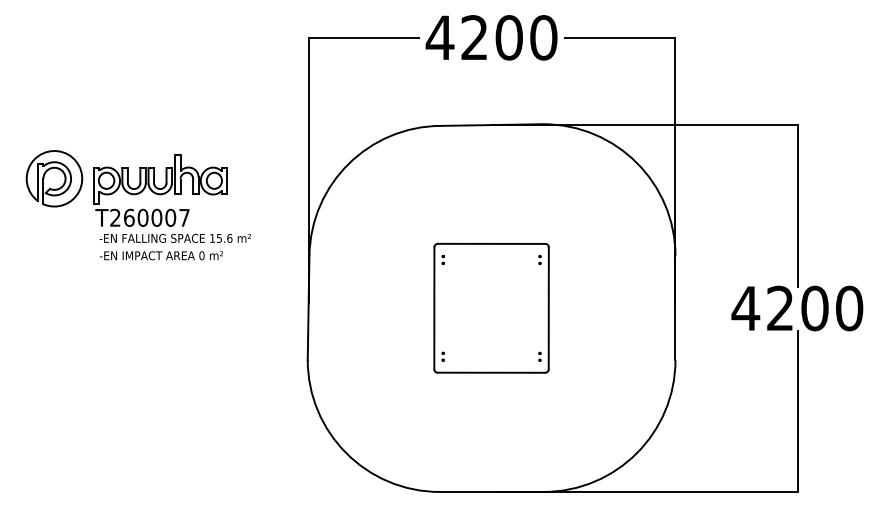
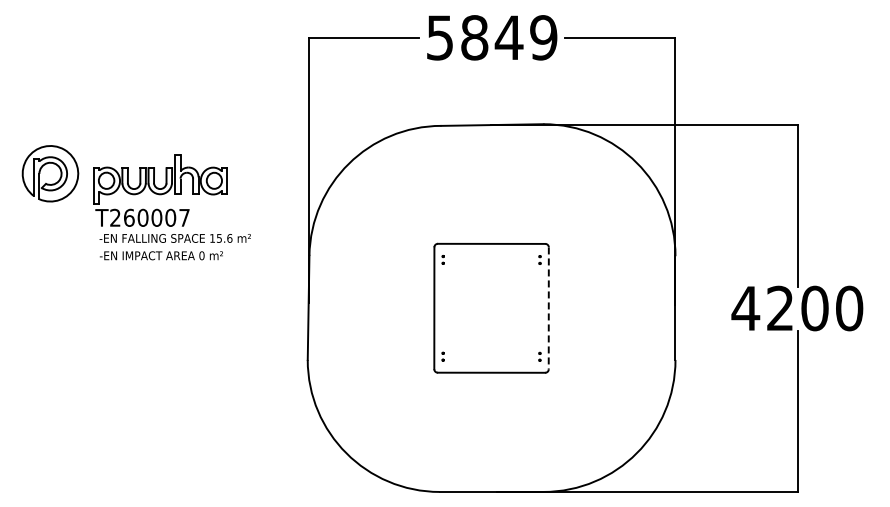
text: 4200 -> 5849 (491, 37)
part position: (54, 178) -> (50, 173) (50, 173)
line: solid -> dashed (548, 308)
